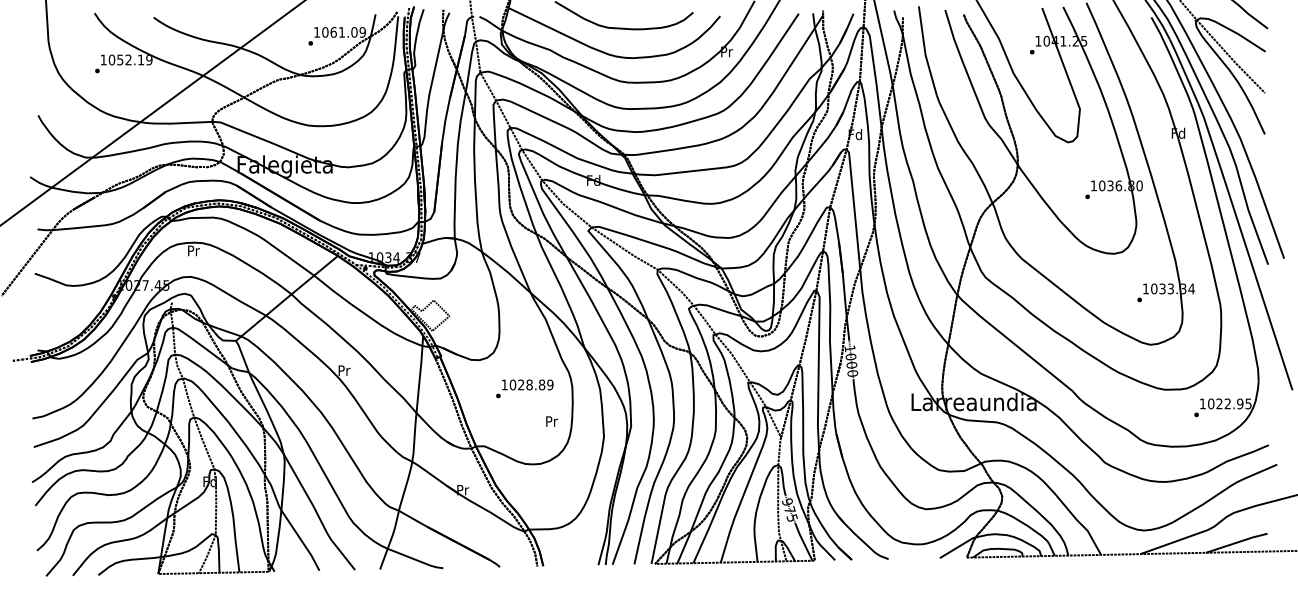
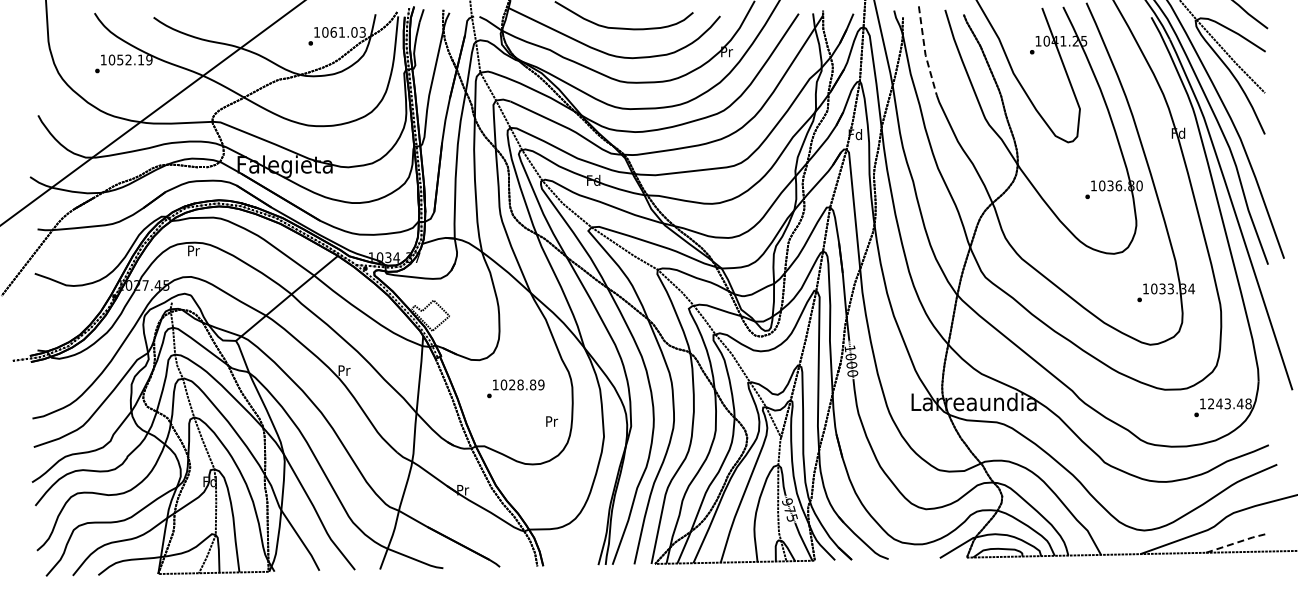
text: 1061.09 -> 1061.03 (362, 32)
line: solid -> dashed (925, 52)
text position: (524, 388) -> (515, 388) (515, 388)
text: 1022.95 -> 1243.48 (1229, 403)
line: solid -> dashed (1237, 542)
